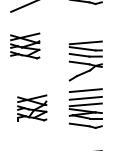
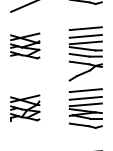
line: none -> present (85, 28)
line: none -> present (85, 35)
part position: (32, 107) -> (25, 107) (25, 107)
